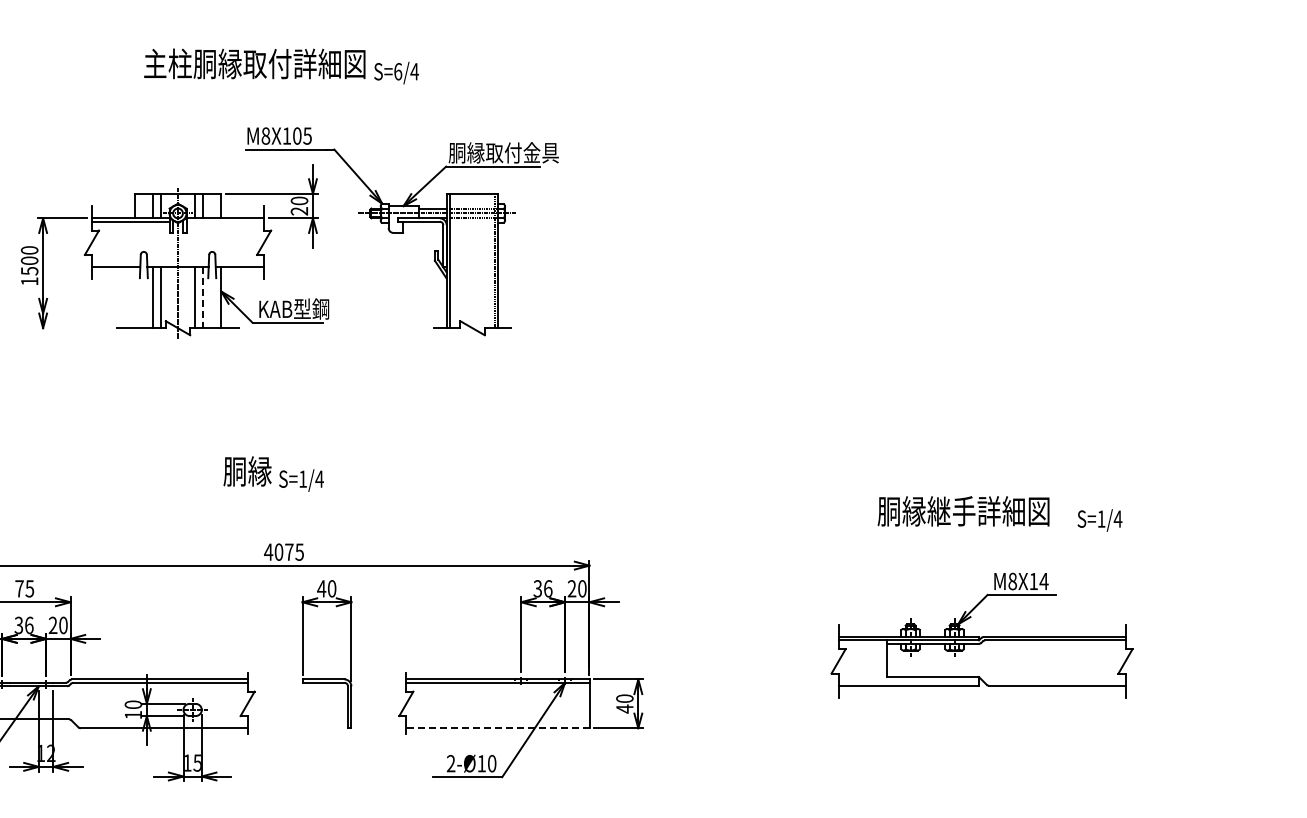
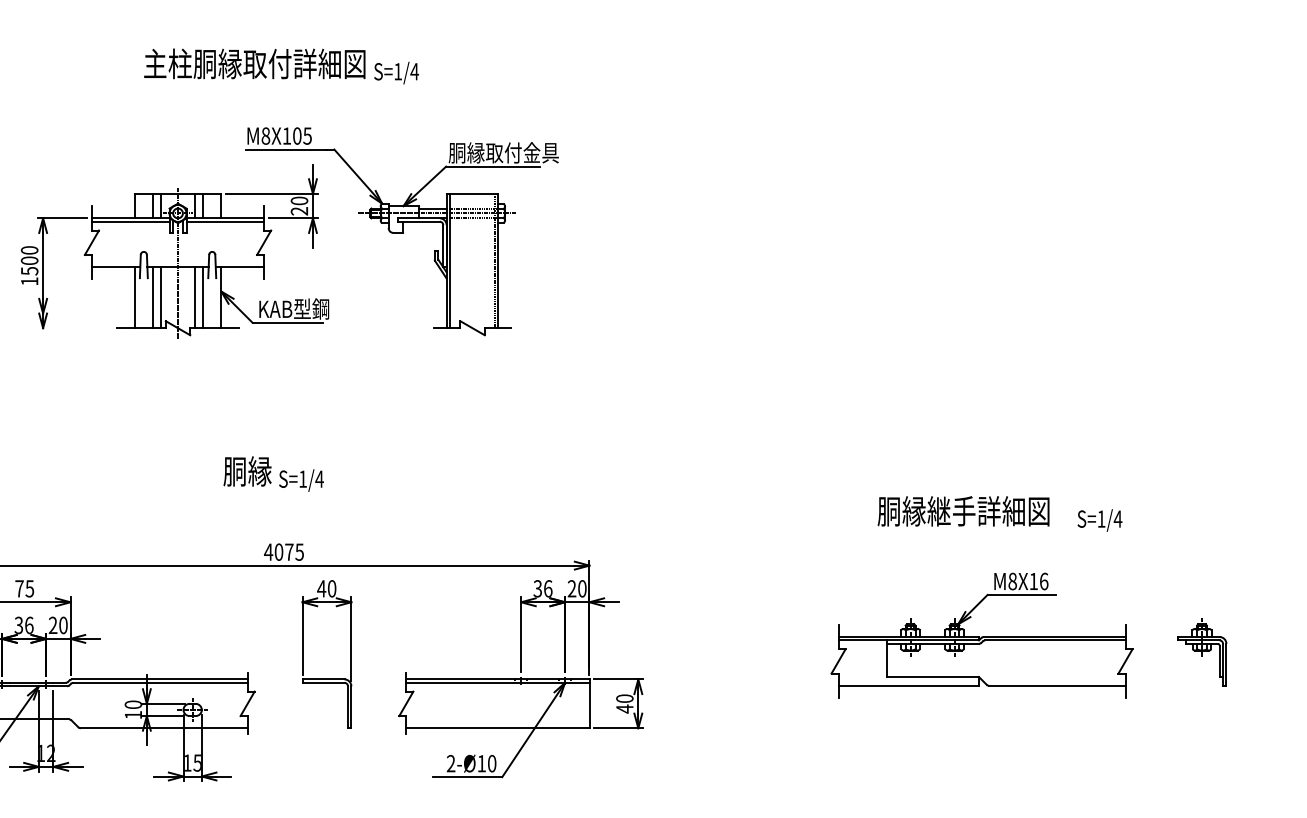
text: S=6/4 -> S=1/4 (398, 71)
line: none -> present (225, 221)
line: none -> present (134, 297)
line: dashed -> solid (203, 297)
text: M8X14 -> M8X16 (1043, 581)
part: none -> present (1202, 652)
line: dashed -> solid (497, 728)
